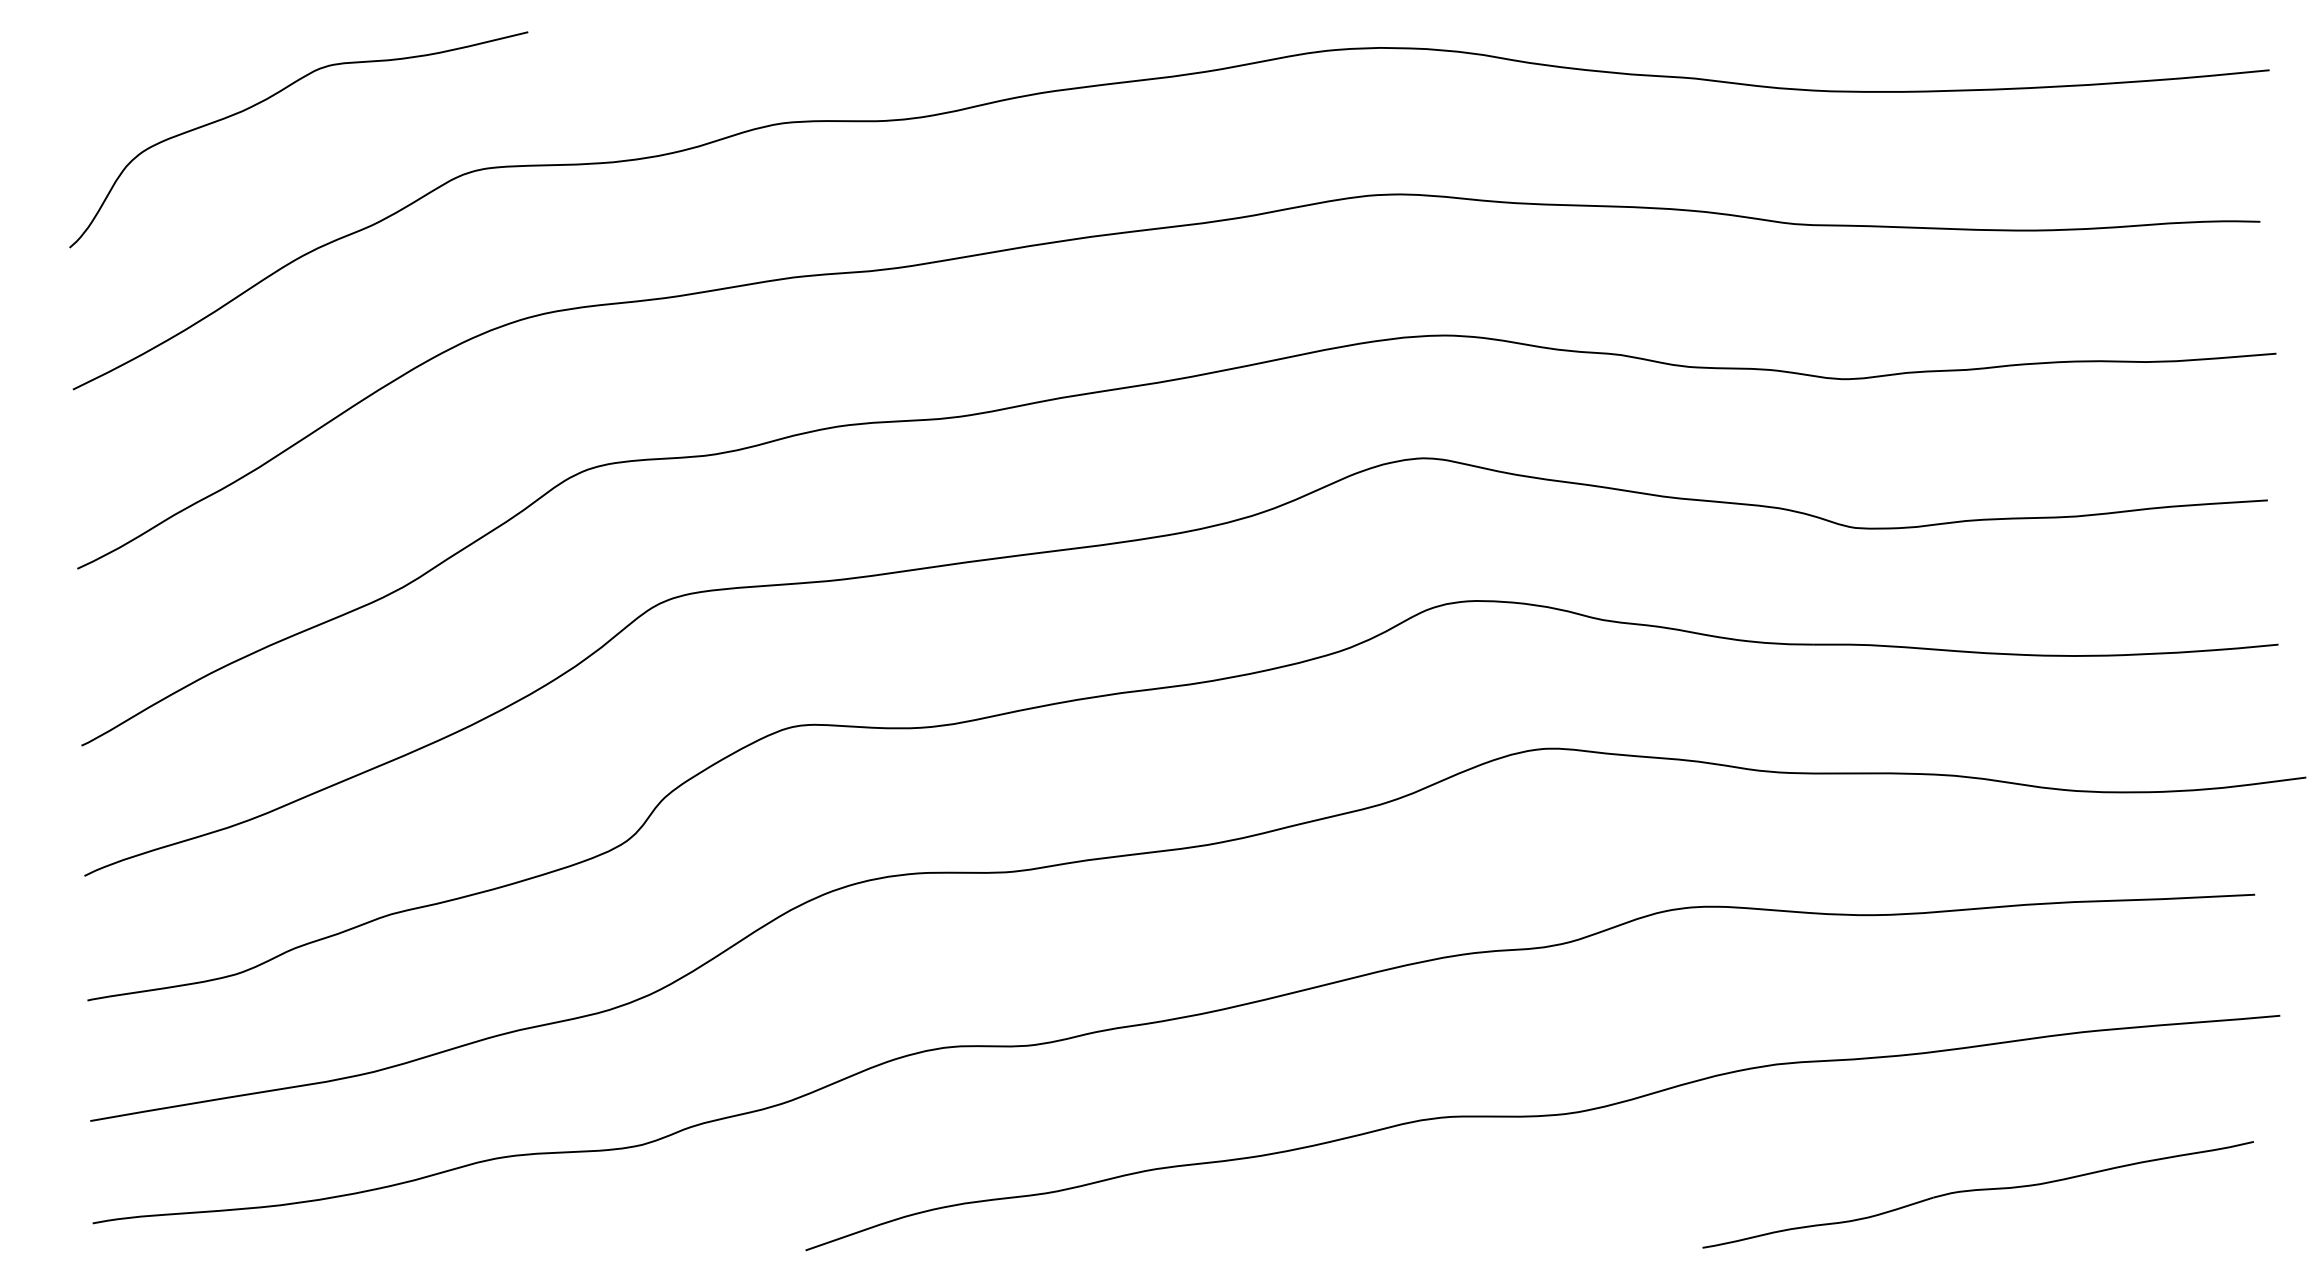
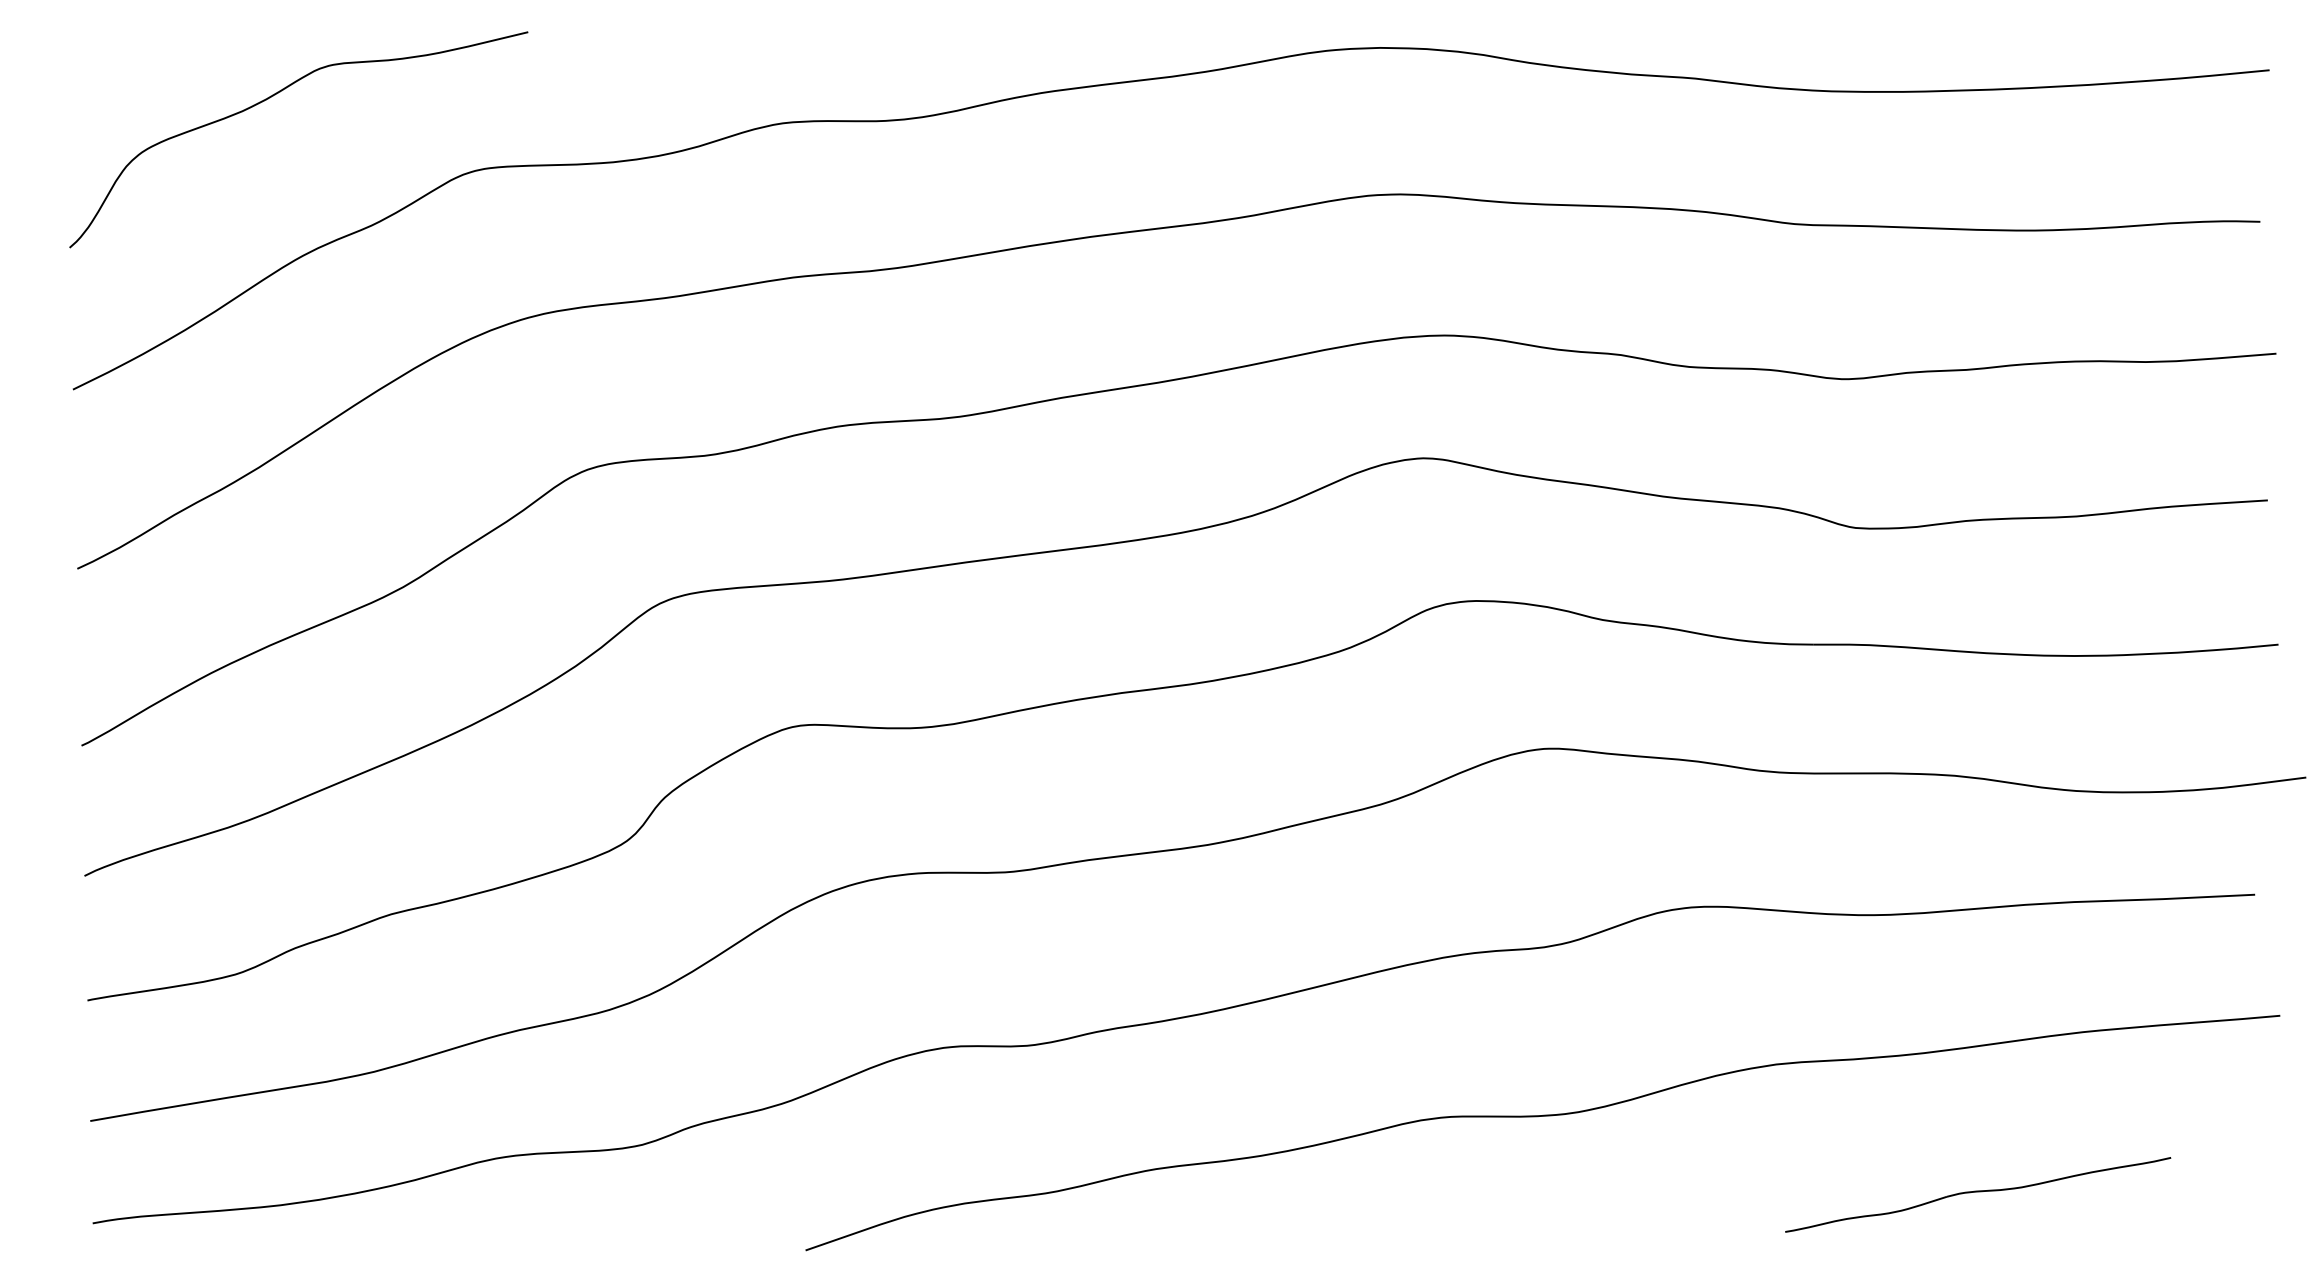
part size: 552x108 px -> 387x76 px (1978, 1194)
